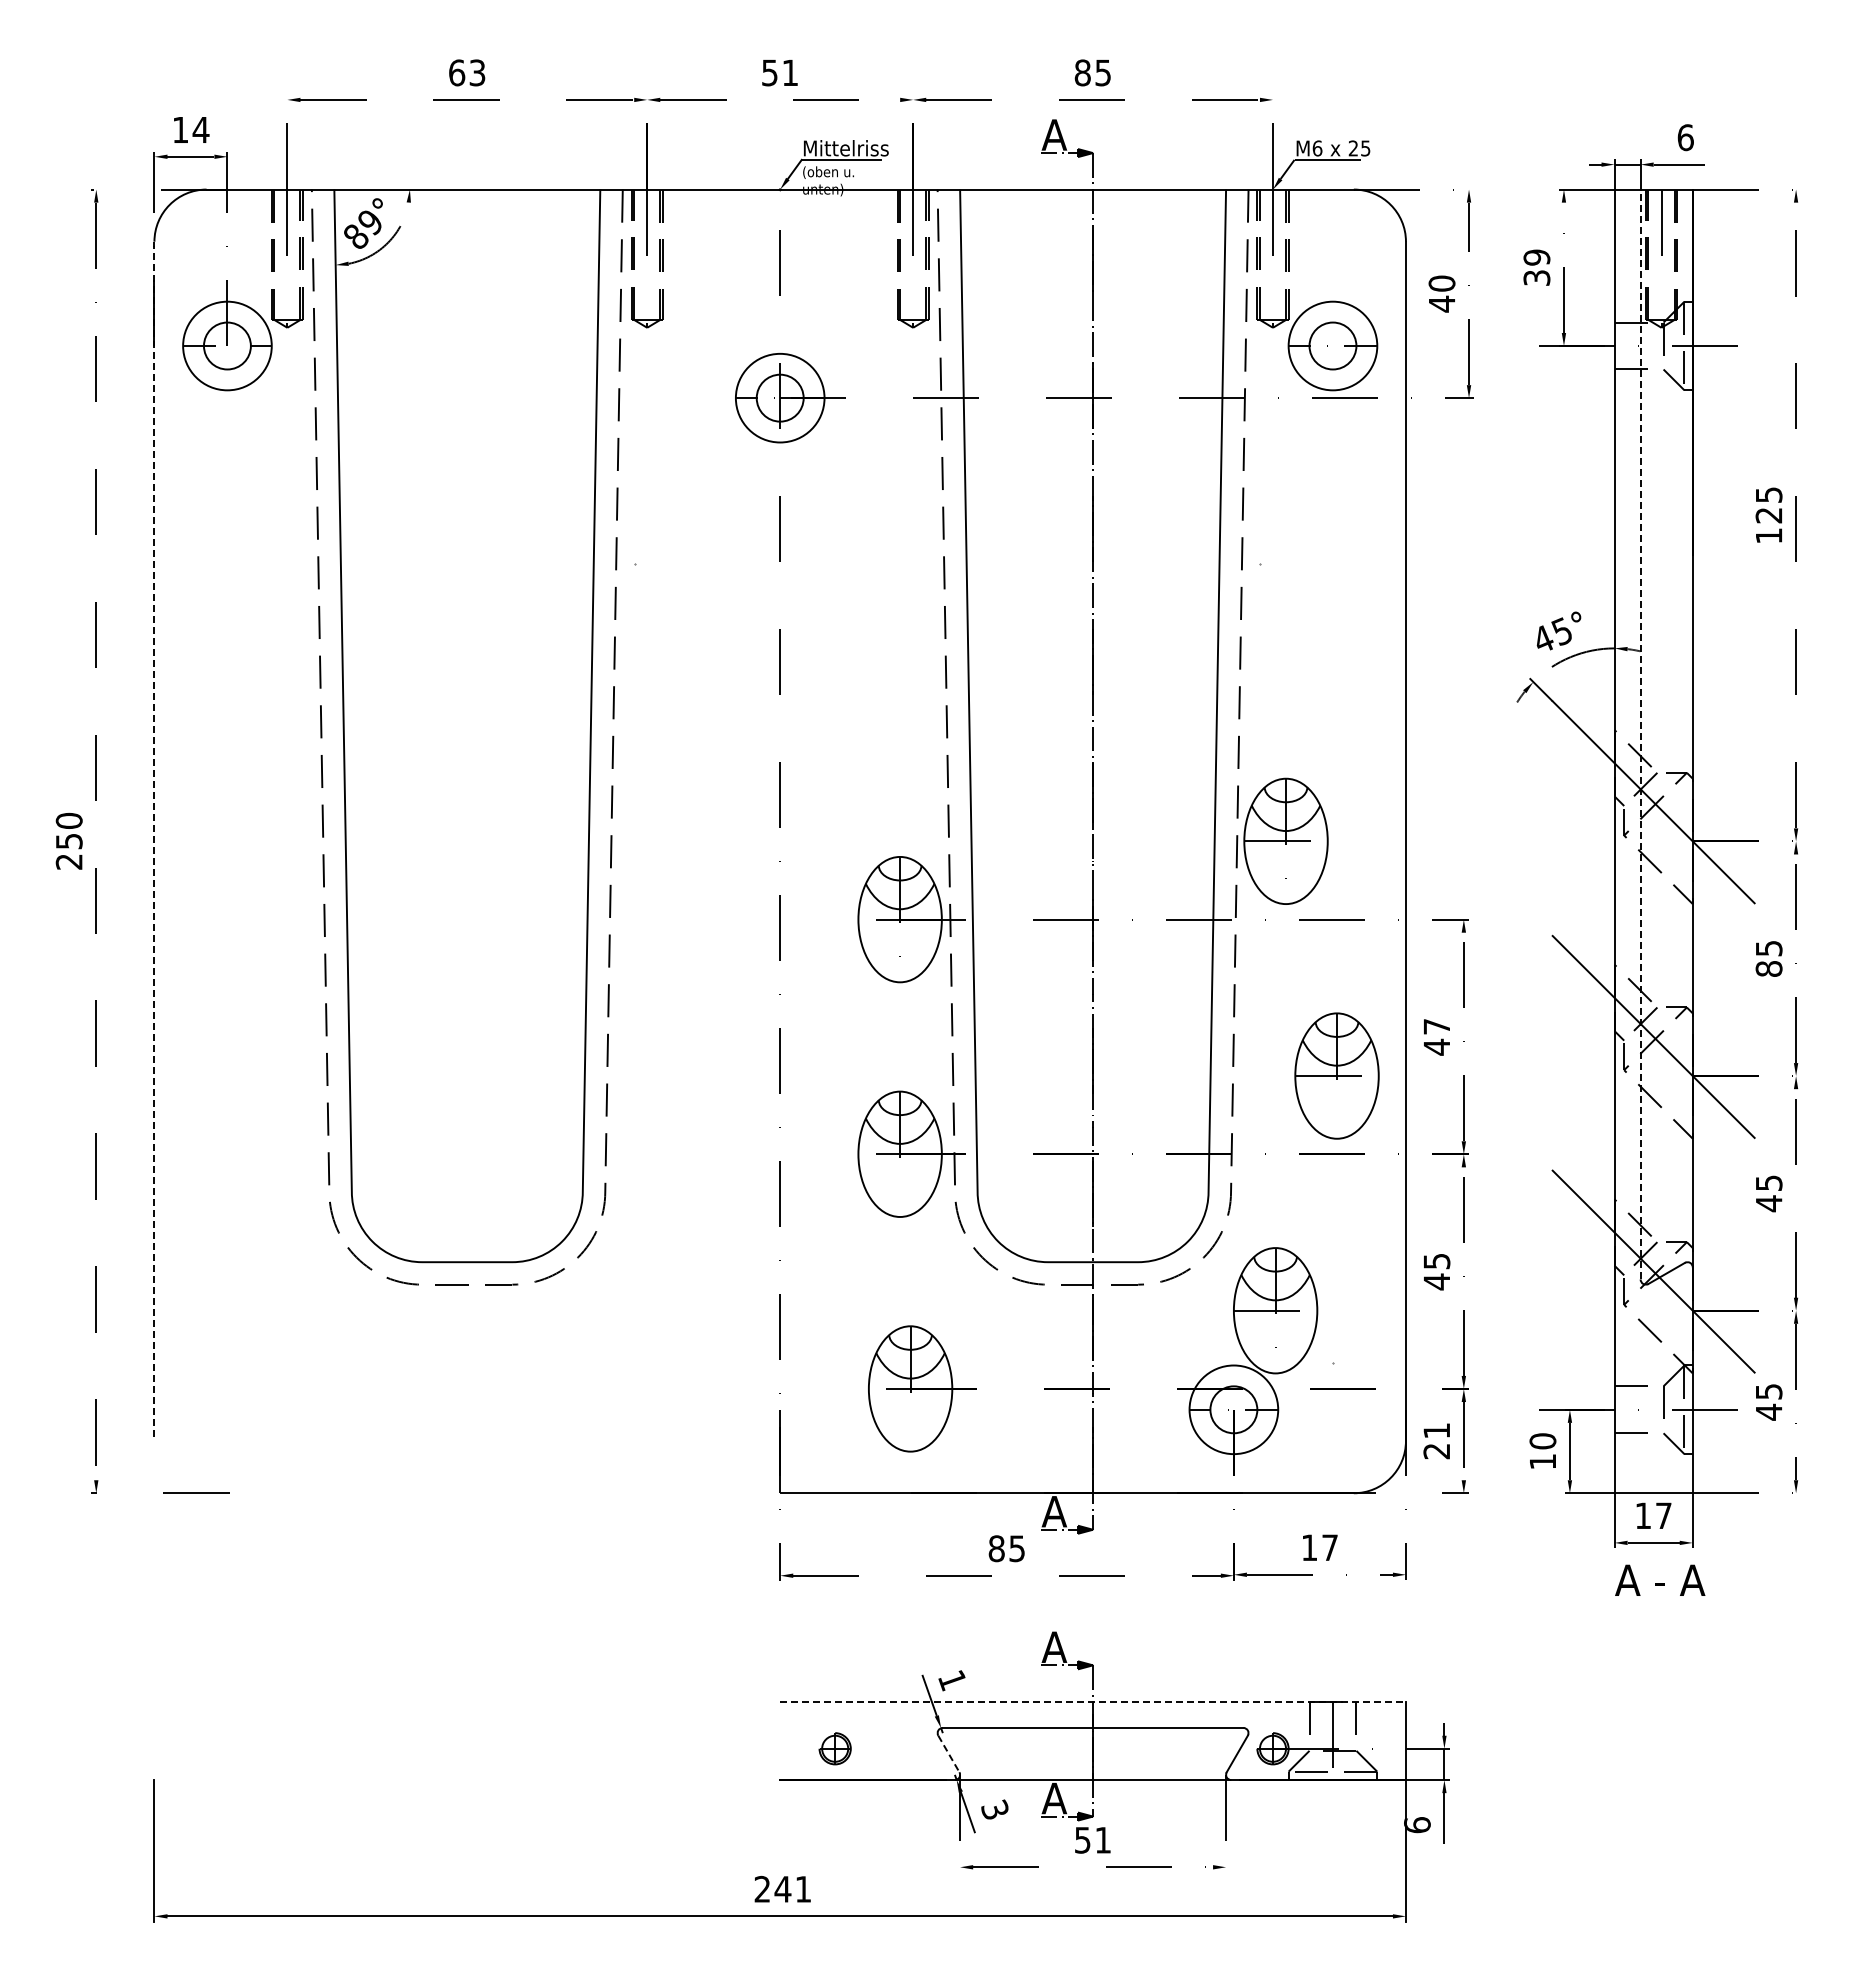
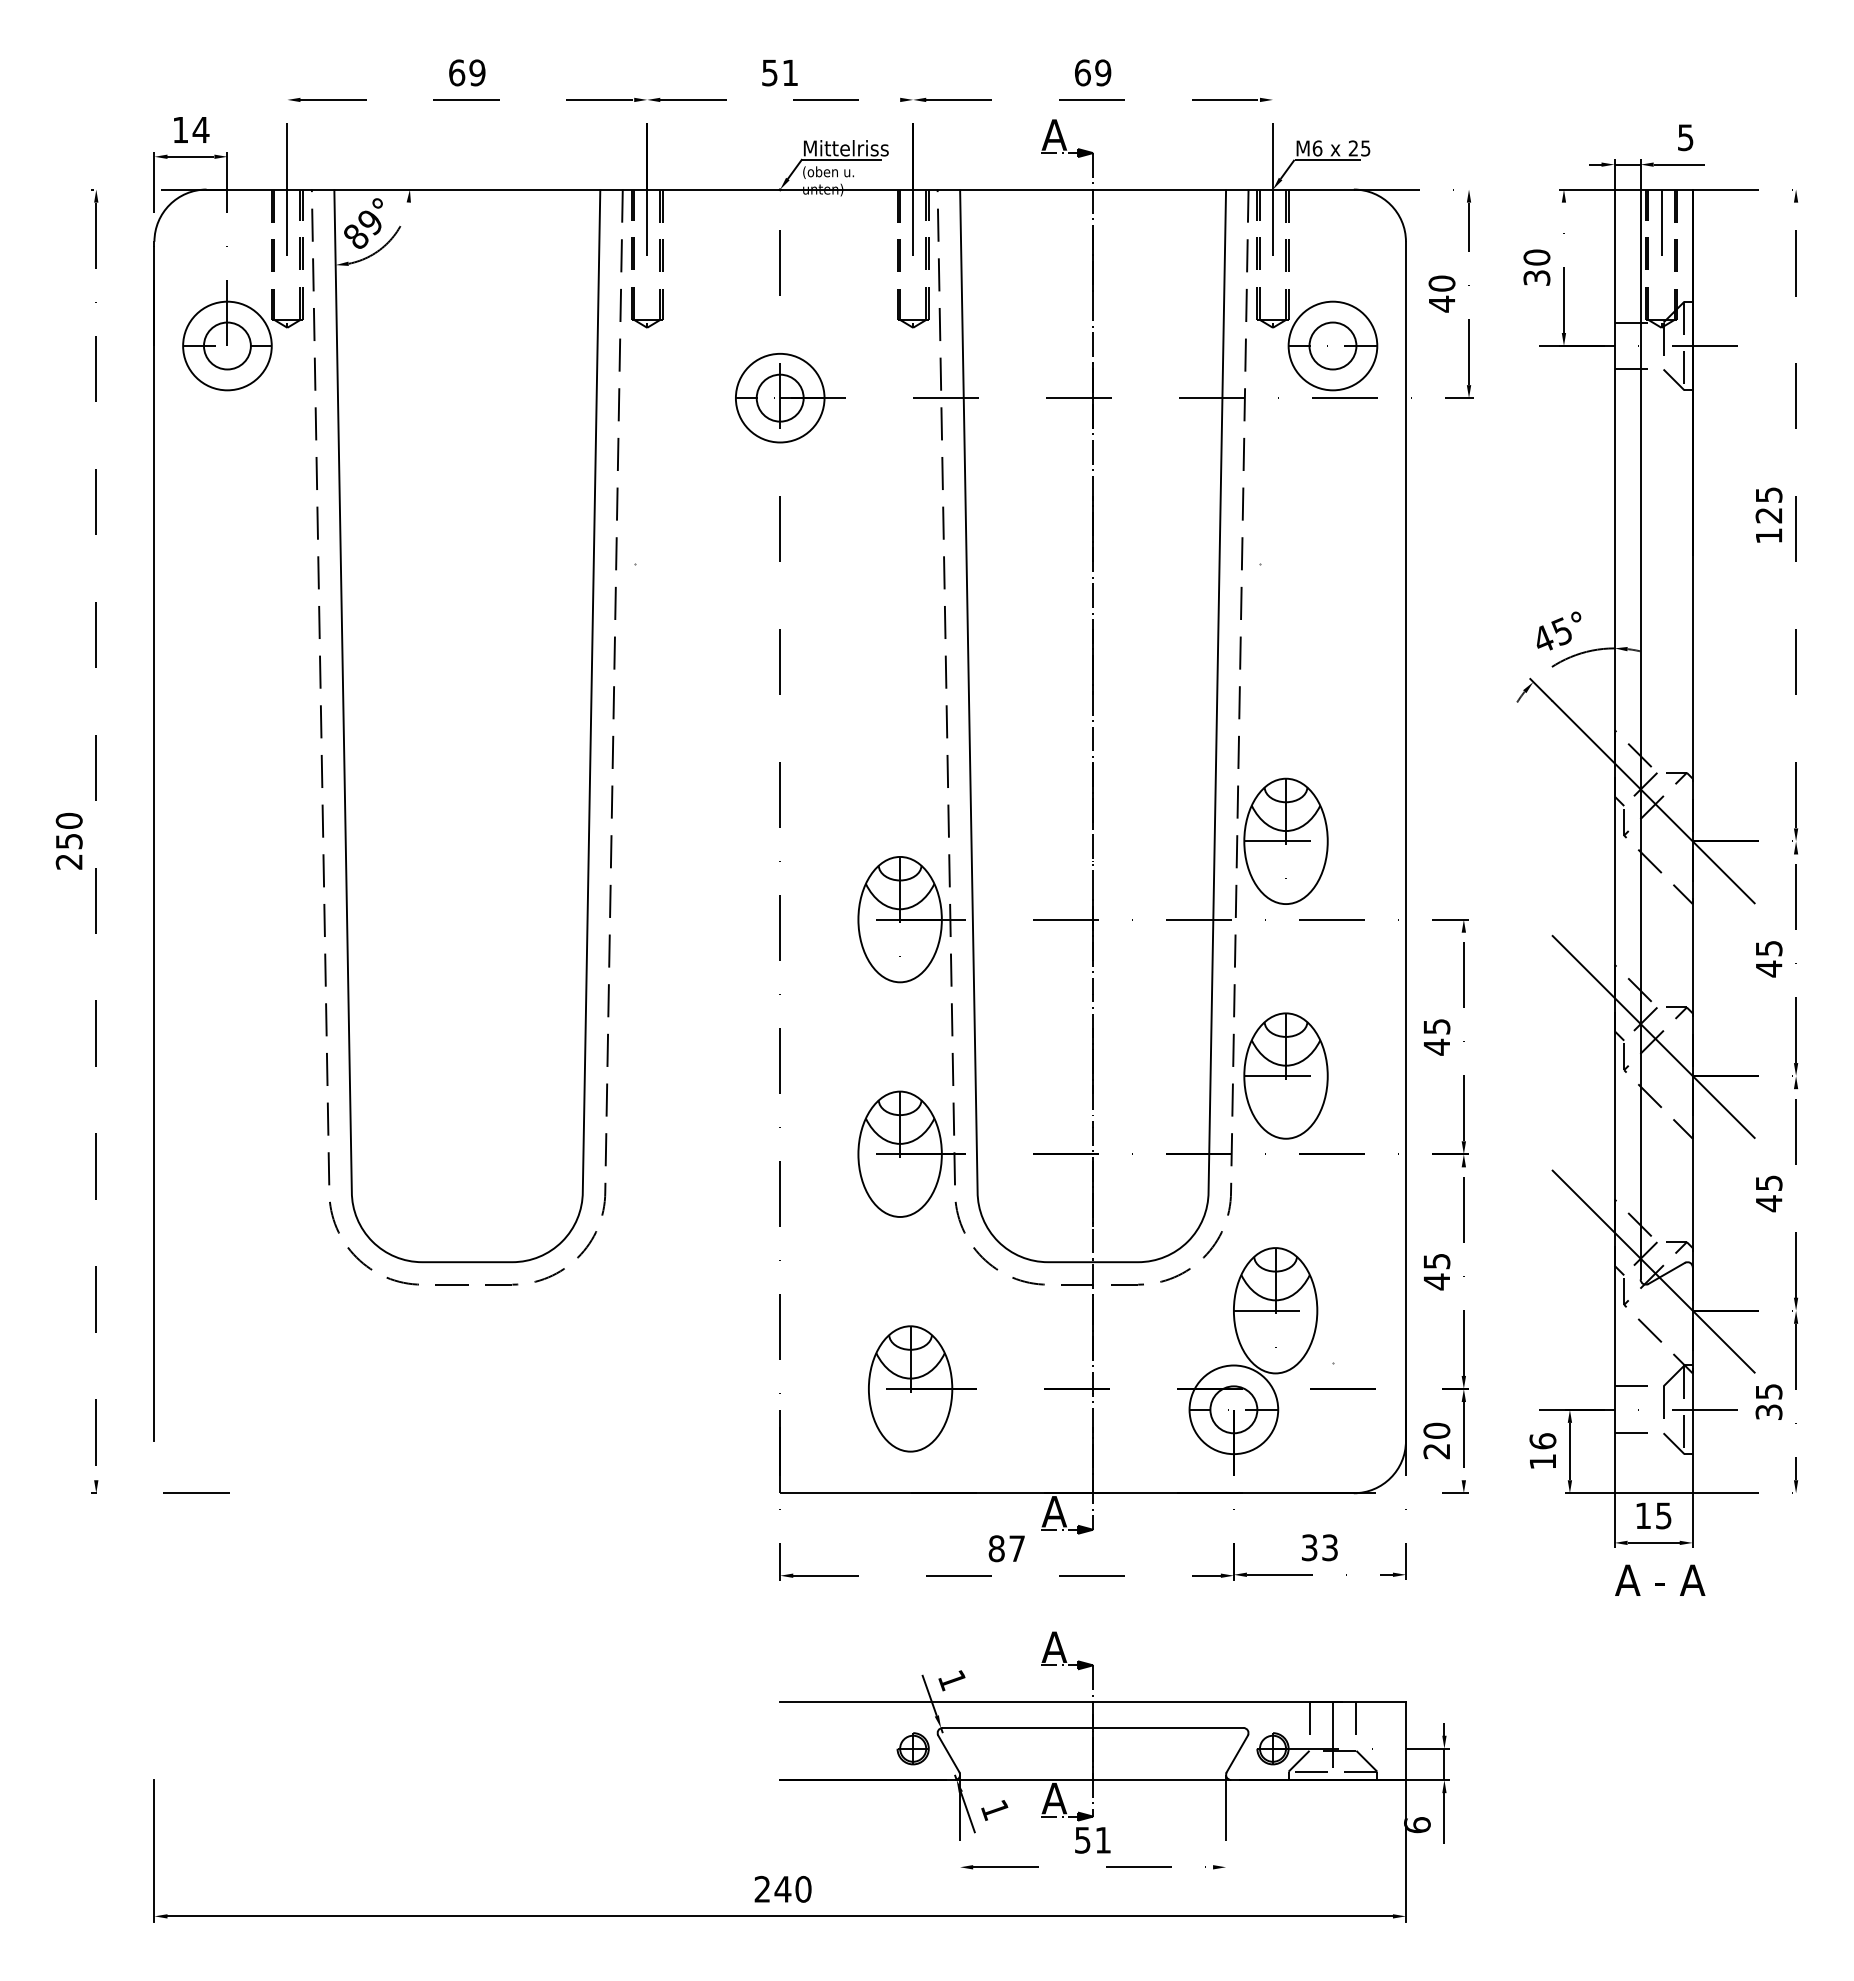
text: 63 -> 69 (477, 72)
text: 85 -> 69 (1092, 72)
text: 6 -> 5 (1685, 137)
text: 39 -> 30 (1536, 257)
line: dashed -> solid (1640, 734)
line: dashed -> solid (154, 841)
text: 85 -> 45 (1768, 968)
text: 47 -> 45 (1437, 1026)
part position: (1336, 1075) -> (1285, 1075) (1285, 1075)
text: 45 -> 35 (1768, 1411)
text: 21 -> 20 (1436, 1430)
text: 10 -> 16 (1542, 1441)
text: 17 -> 15 (1663, 1515)
text: 17 -> 33 (1319, 1547)
text: 85 -> 87 (1016, 1548)
line: dashed -> solid (1093, 1701)
part position: (834, 1748) -> (912, 1748) (912, 1748)
line: dashed -> solid (949, 1754)
text: 3 -> 1 (994, 1809)
text: 241 -> 240 (803, 1888)
